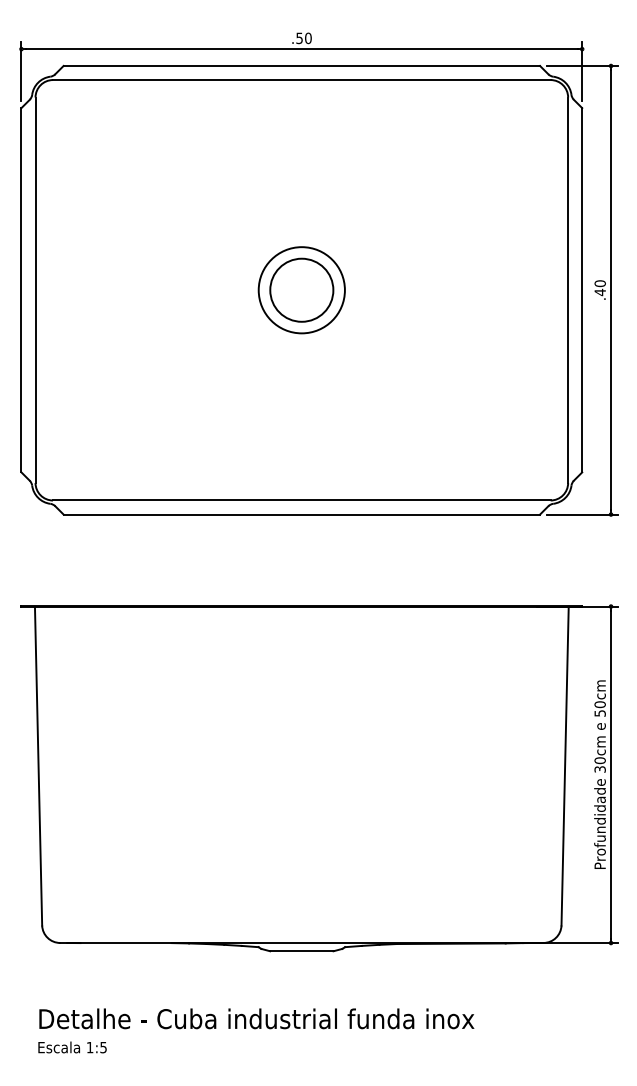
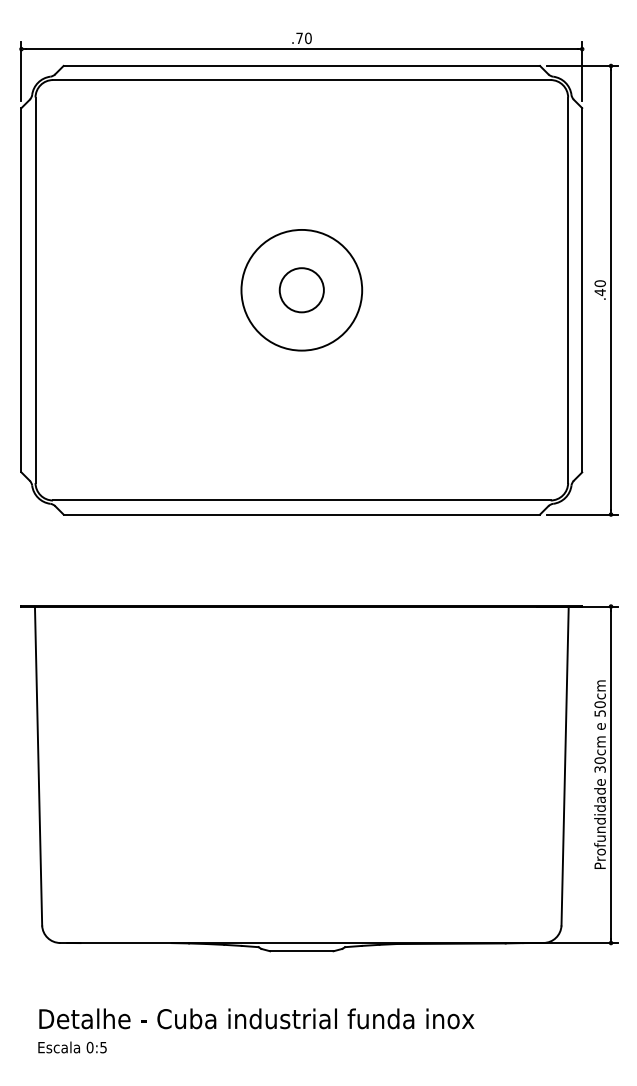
text: .50 -> .70 (299, 38)
circle diameter: 63 px -> 44 px (301, 290)
circle diameter: 86 px -> 121 px (301, 289)
text: 1:5 -> 0:5 (89, 1047)
